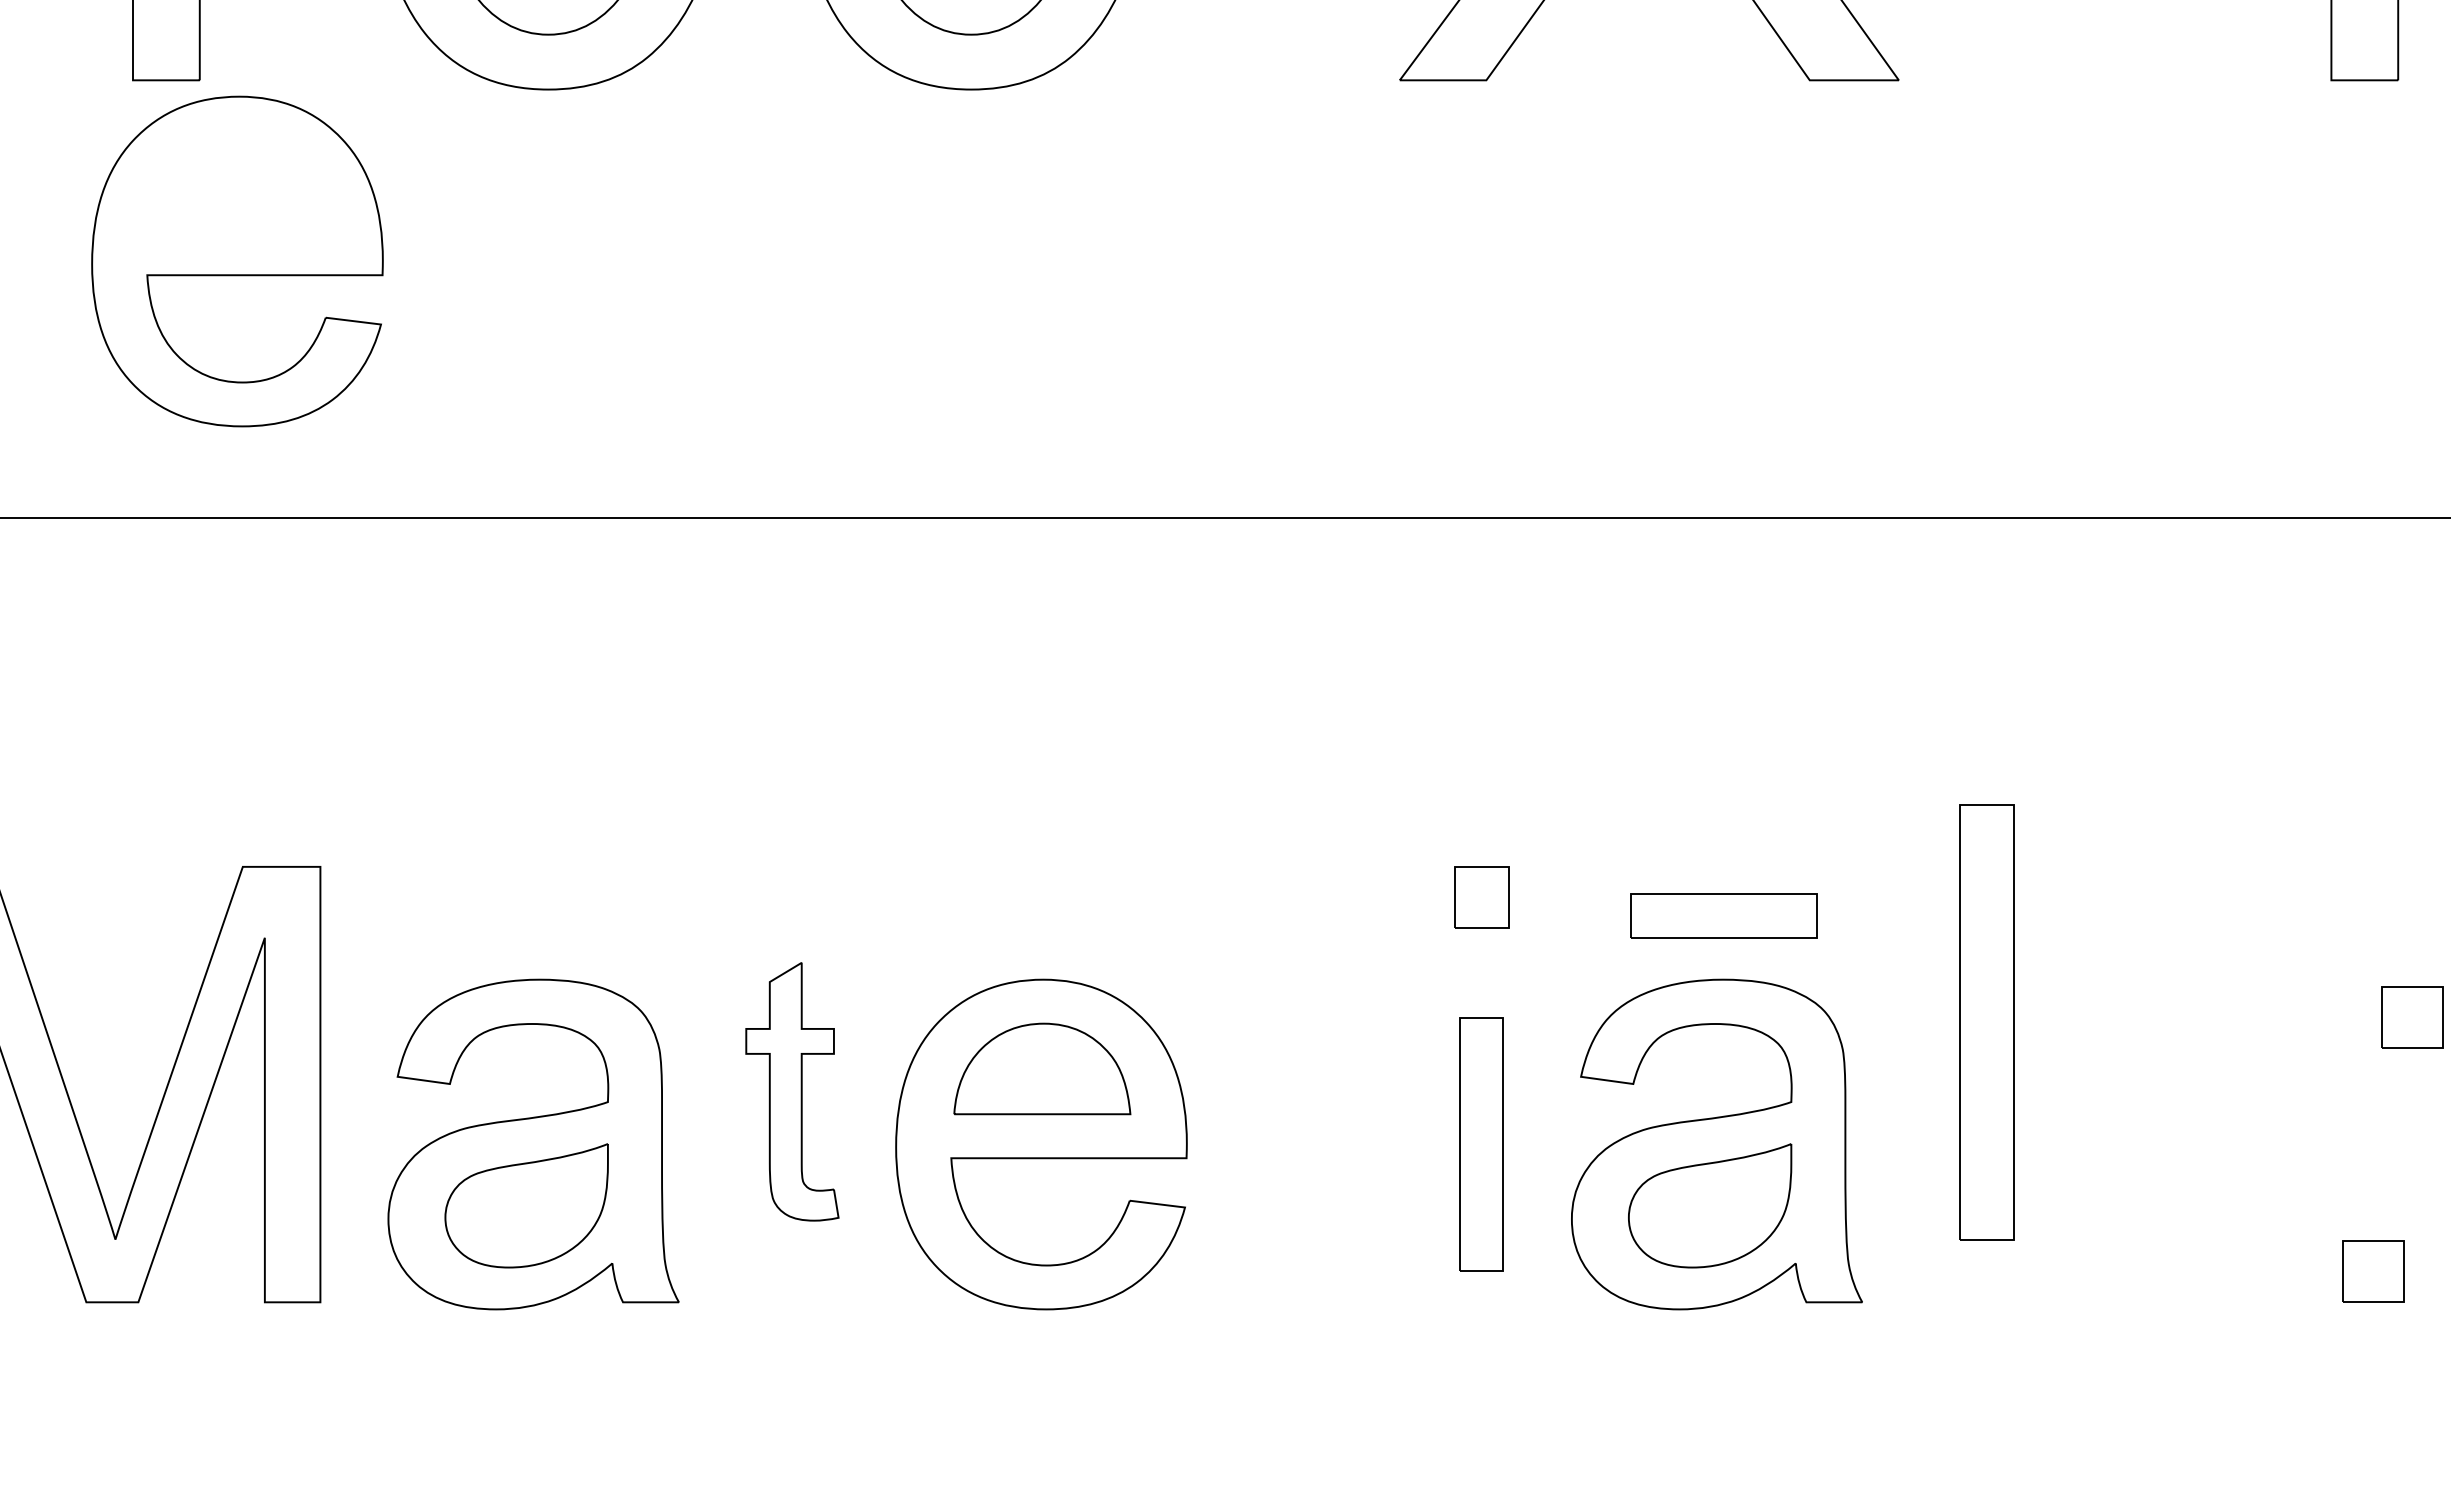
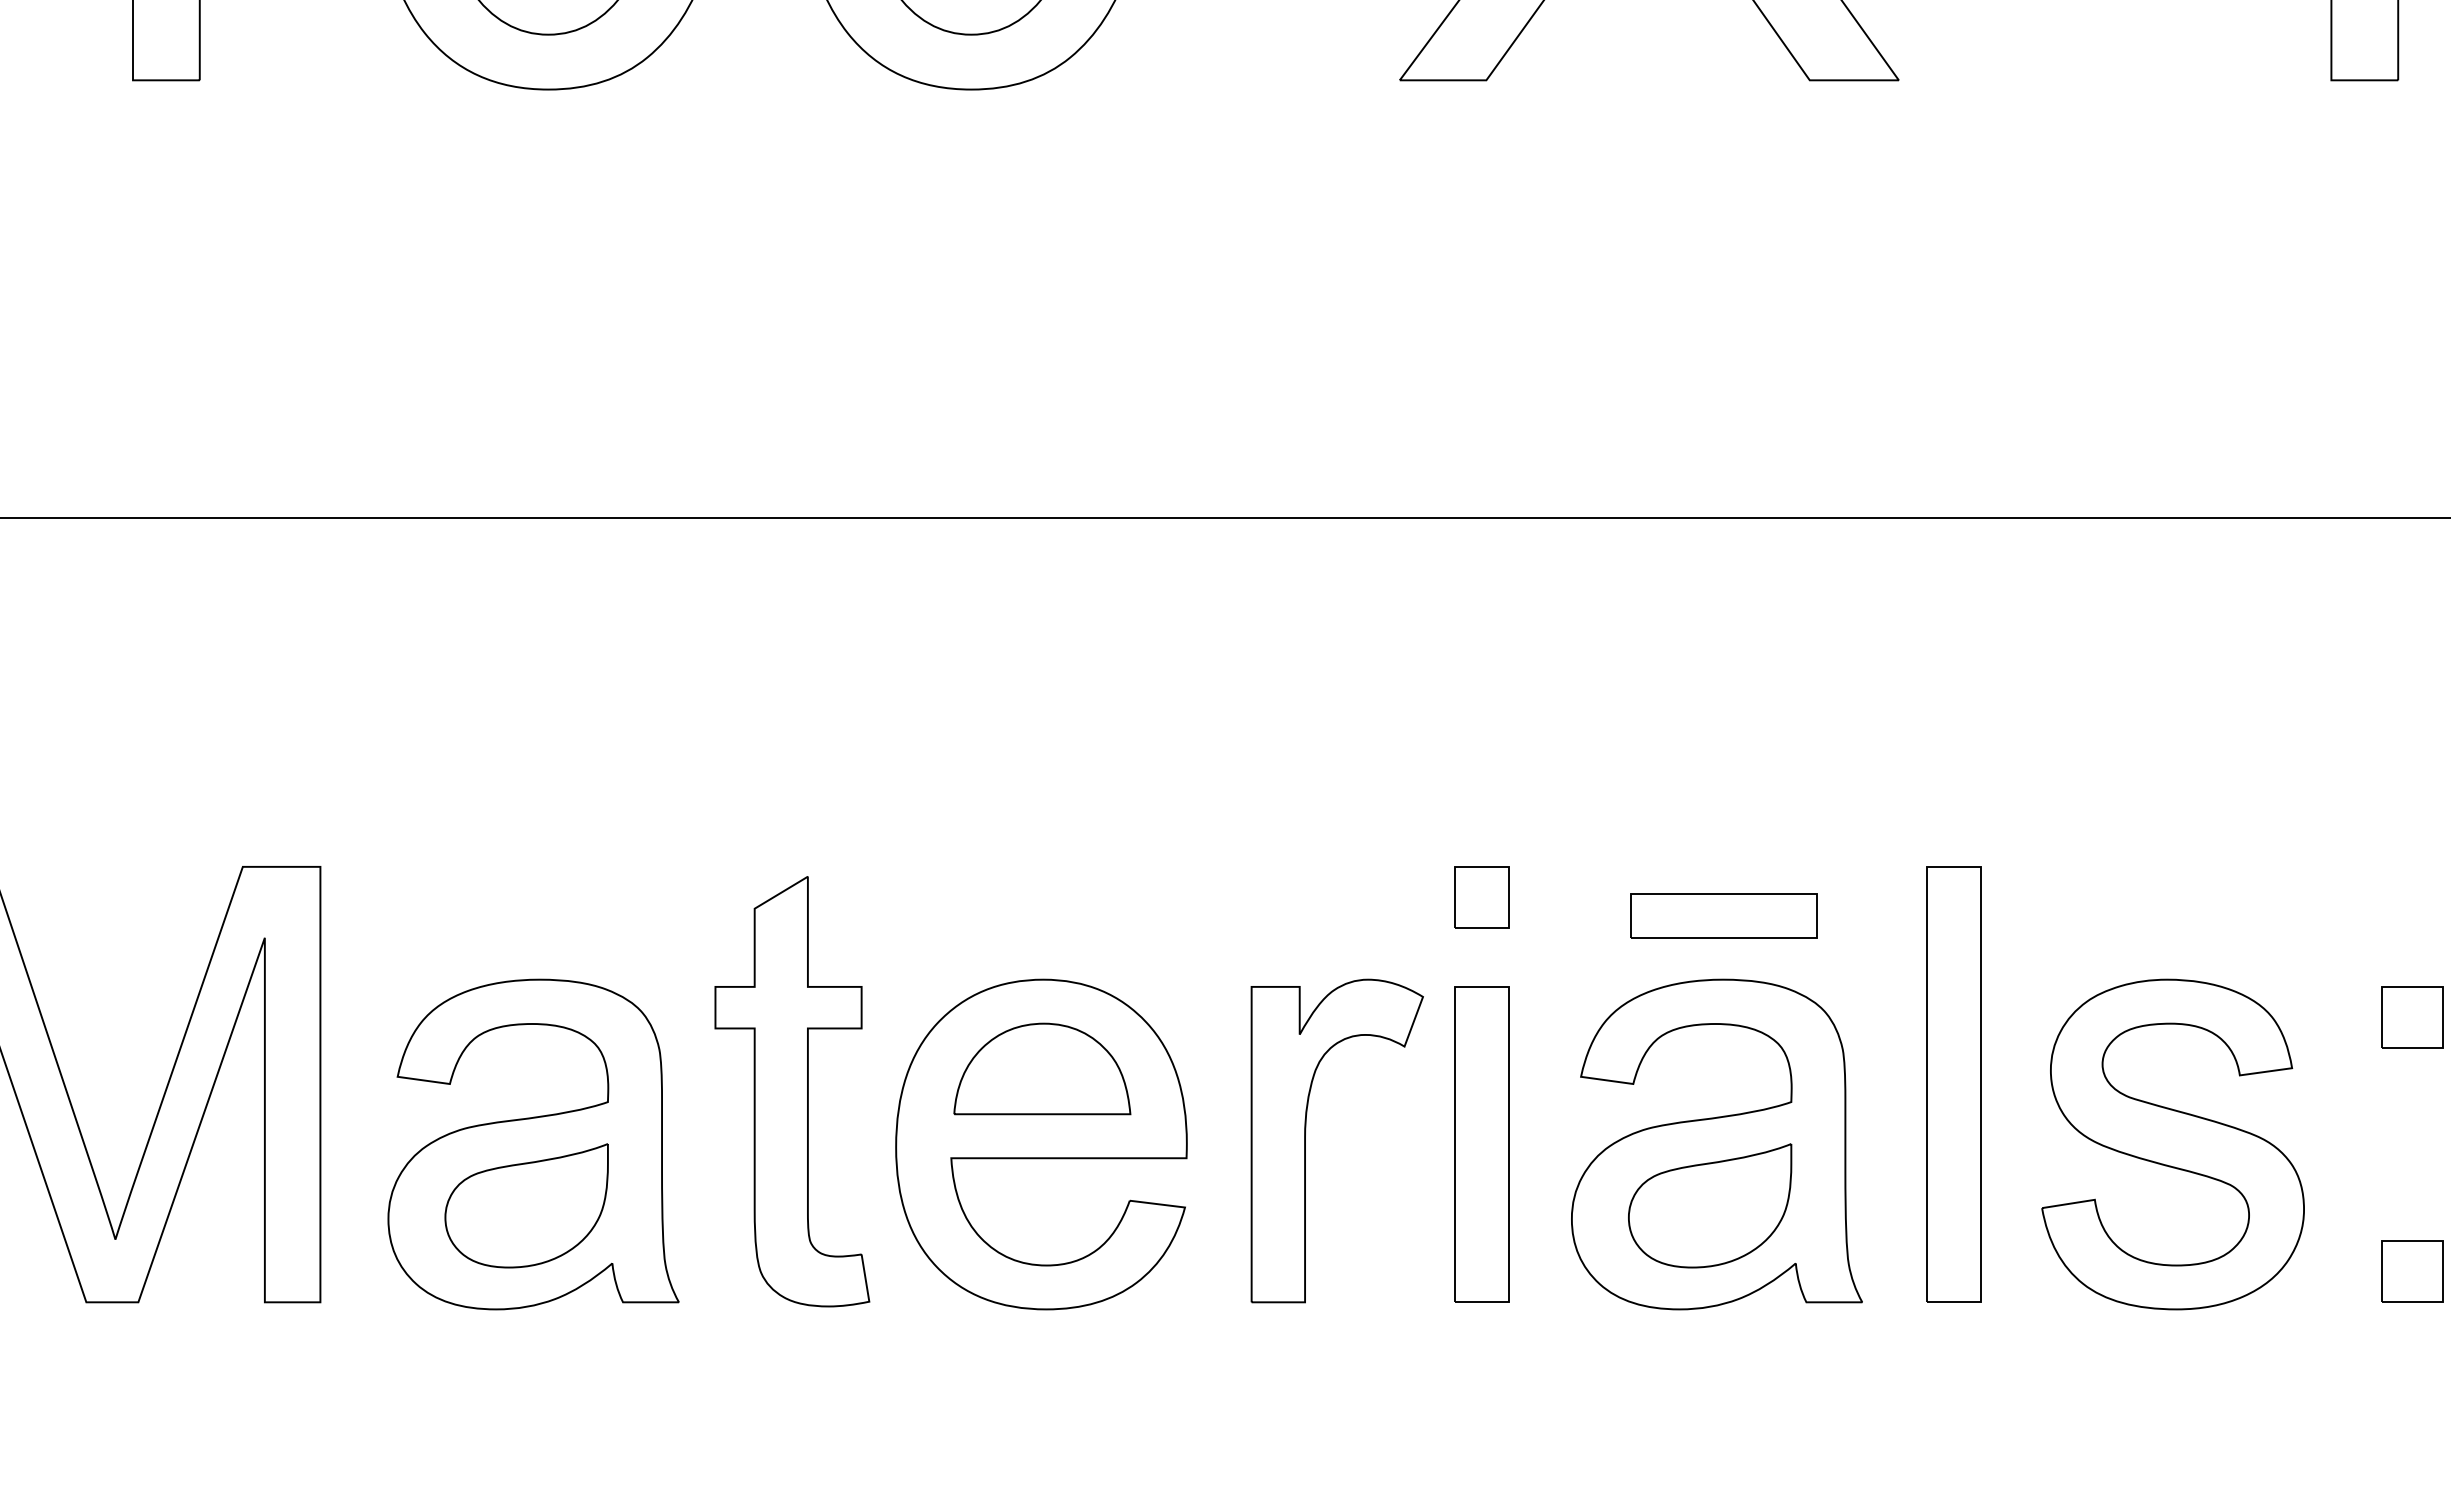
part: present -> none (237, 261)
part position: (1986, 1022) -> (1953, 1084) (1953, 1084)
part size: 95x260 px -> 157x432 px (792, 1091)
part: none -> present (1305, 1140)
part size: 45x255 px -> 56x317 px (1481, 1144)
part: none -> present (2172, 1144)
part position: (2373, 1271) -> (2412, 1271) (2412, 1271)
